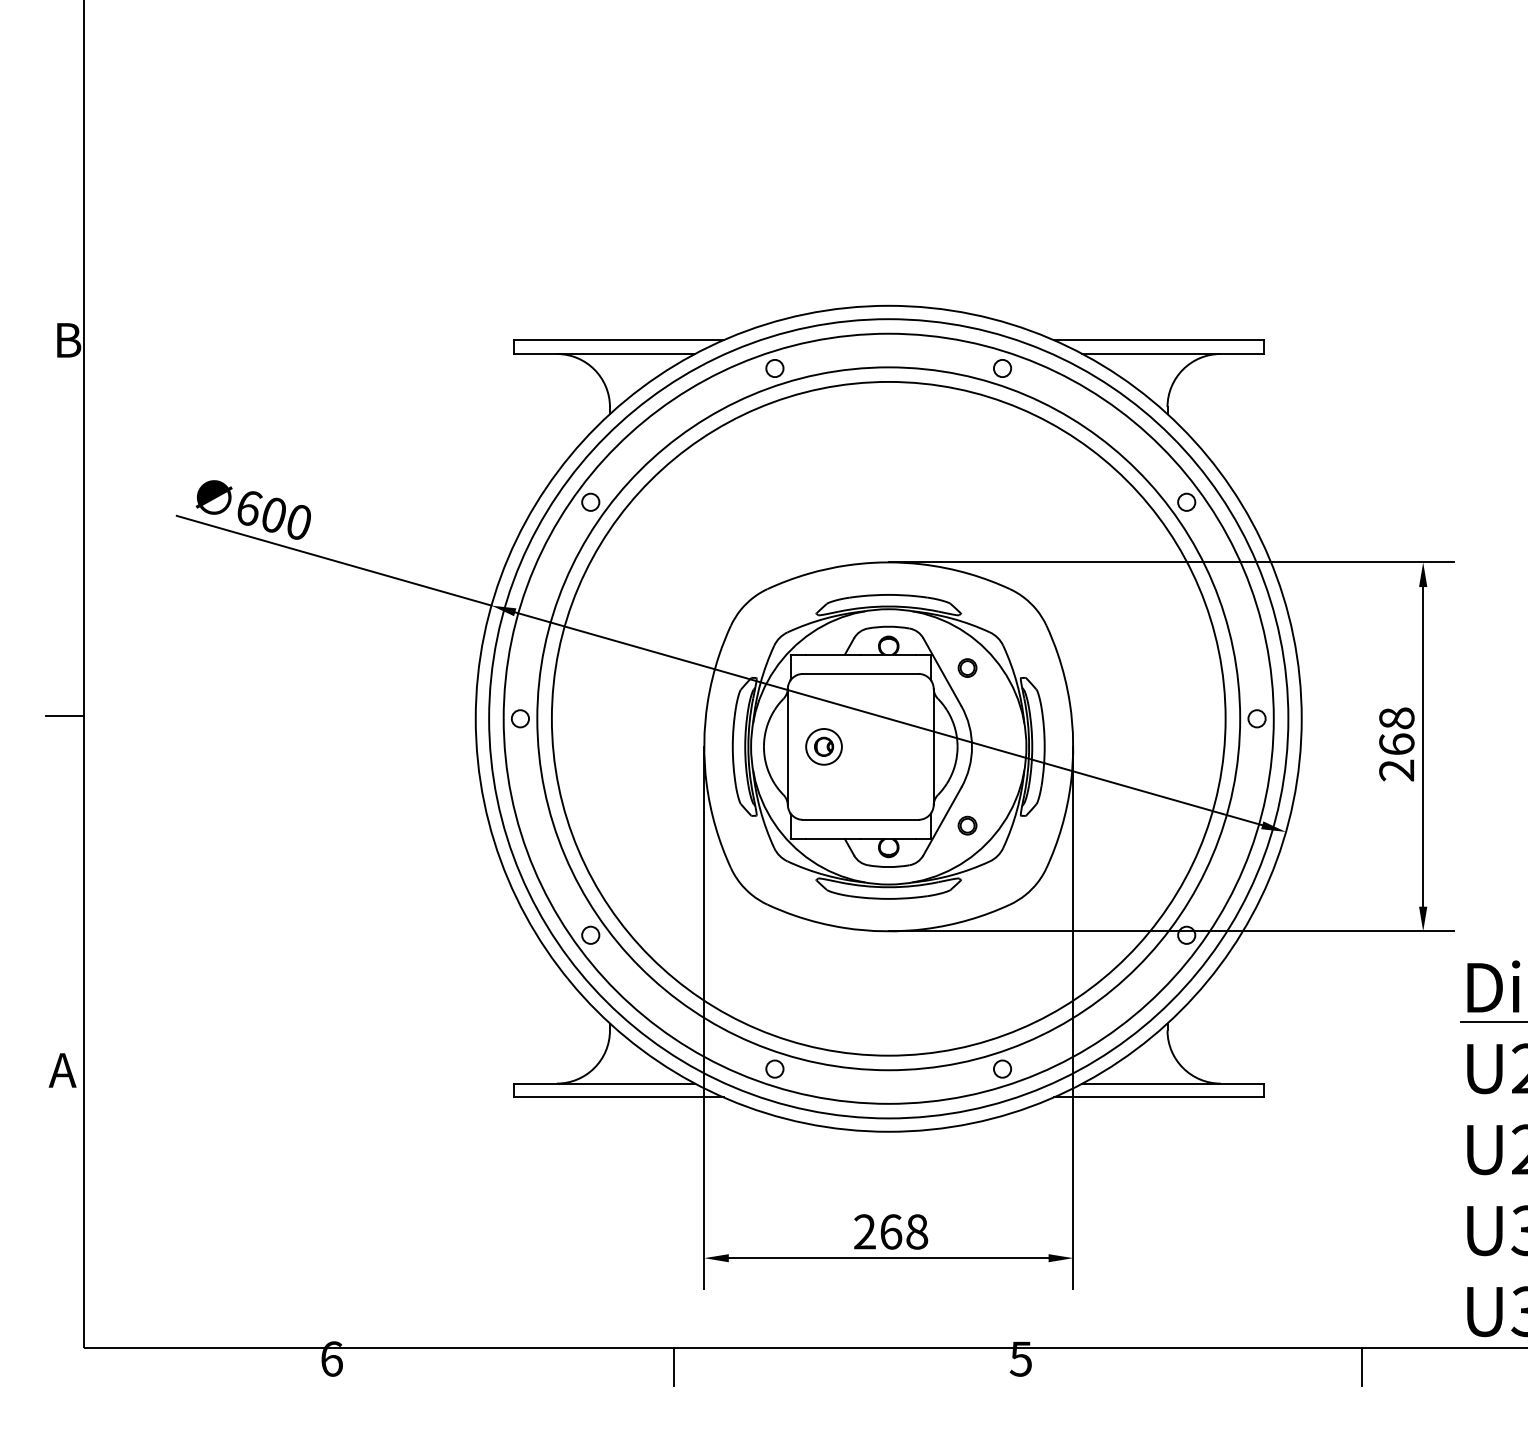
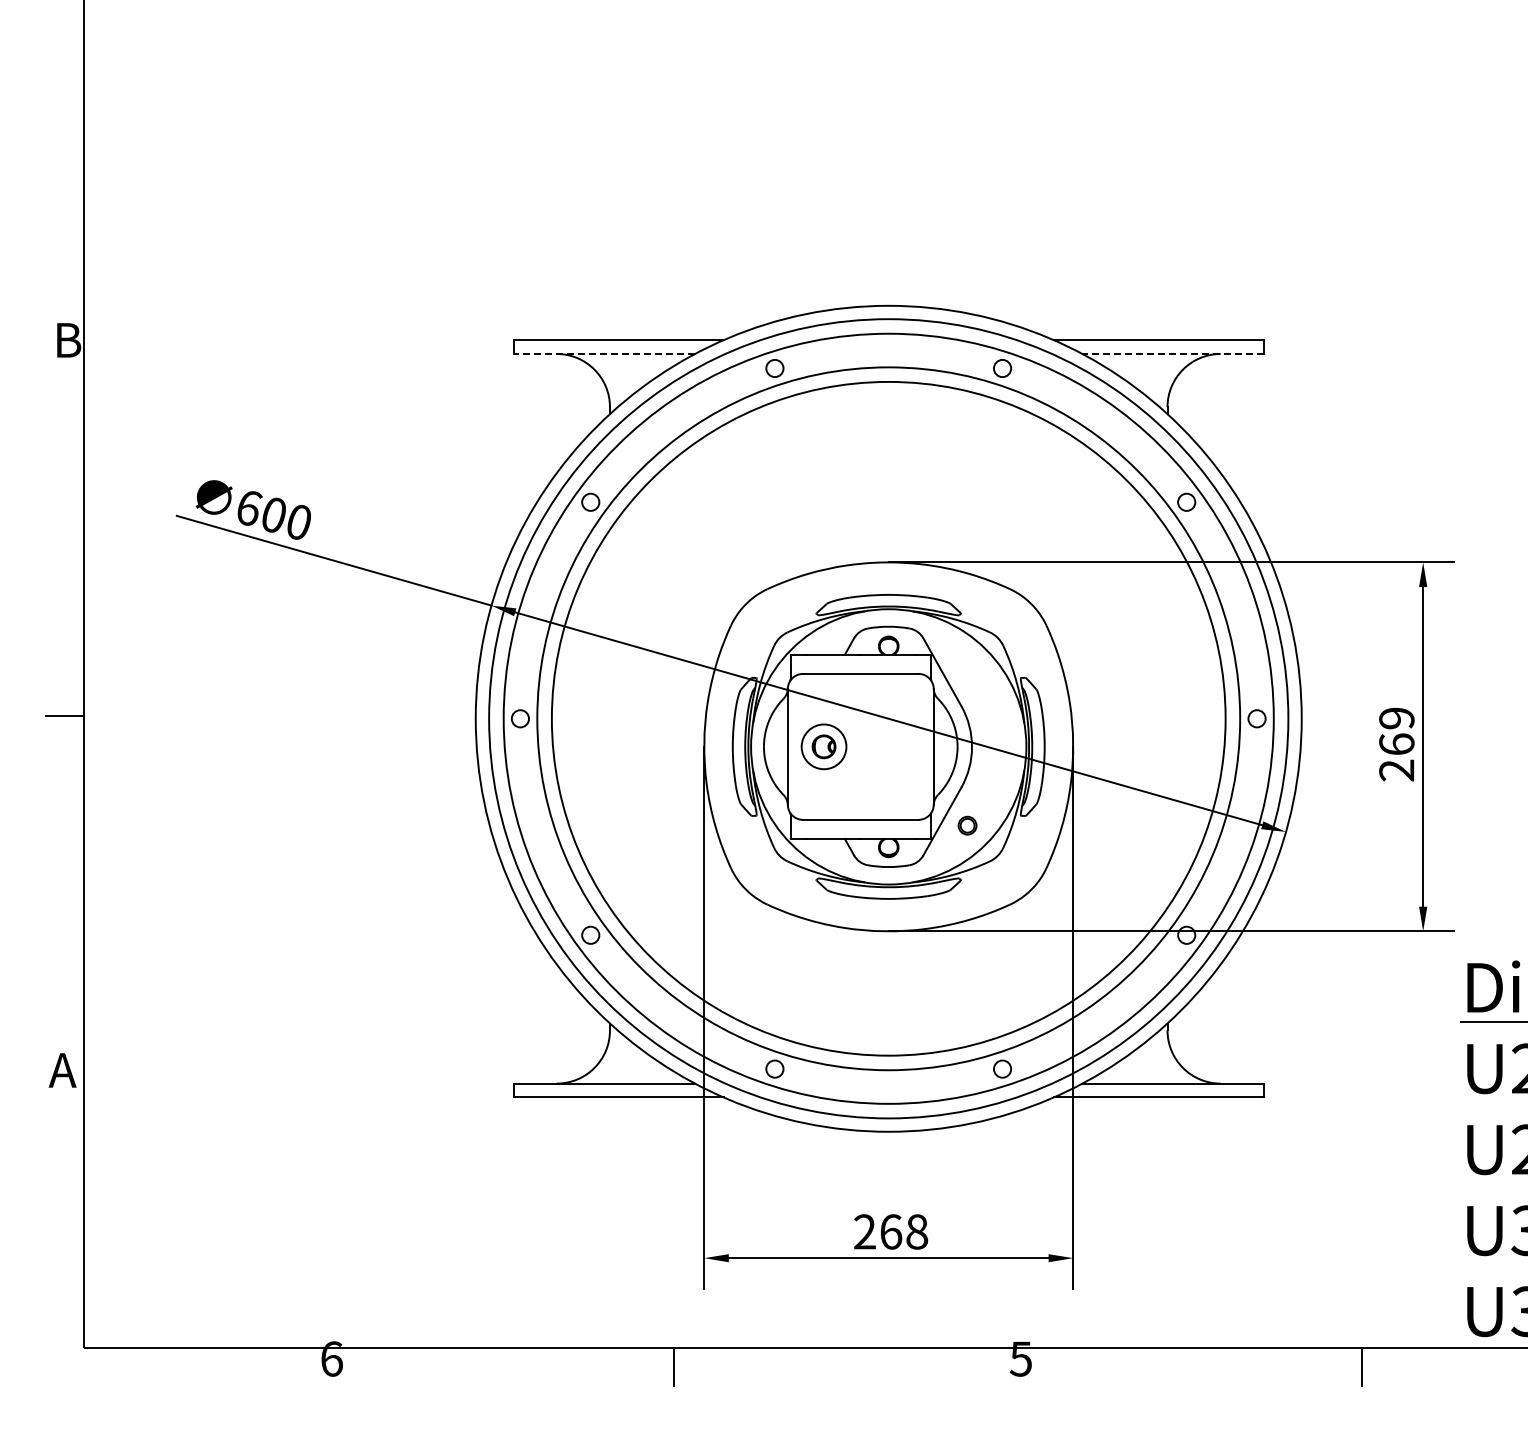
line: solid -> dashed (604, 354)
line: solid -> dashed (1173, 354)
part: present -> none (967, 667)
text: 268 -> 269 (1396, 718)
part size: 38x38 px -> 48x48 px (823, 746)
